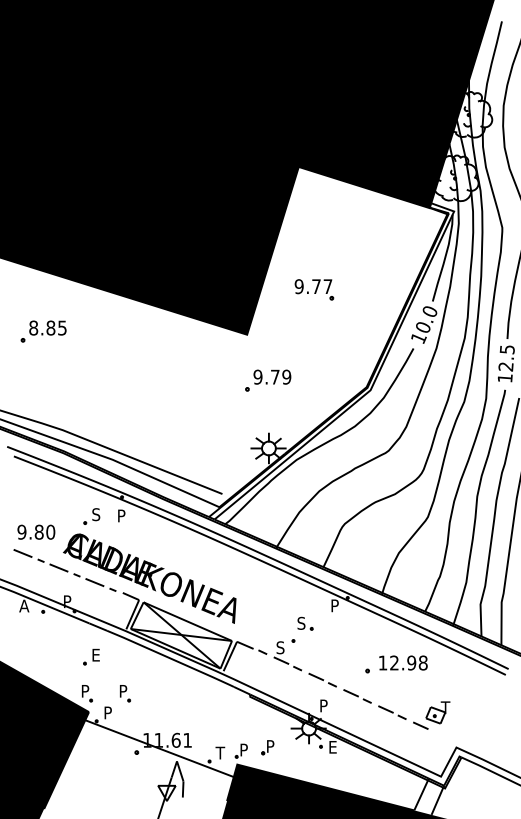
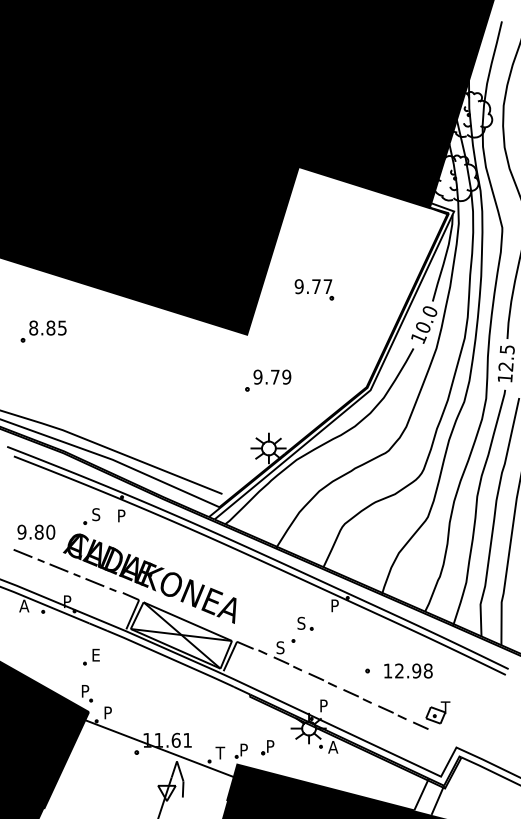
text position: (403, 662) -> (408, 670) (408, 670)
part: present -> none (125, 693)
text: E -> A (333, 747)
